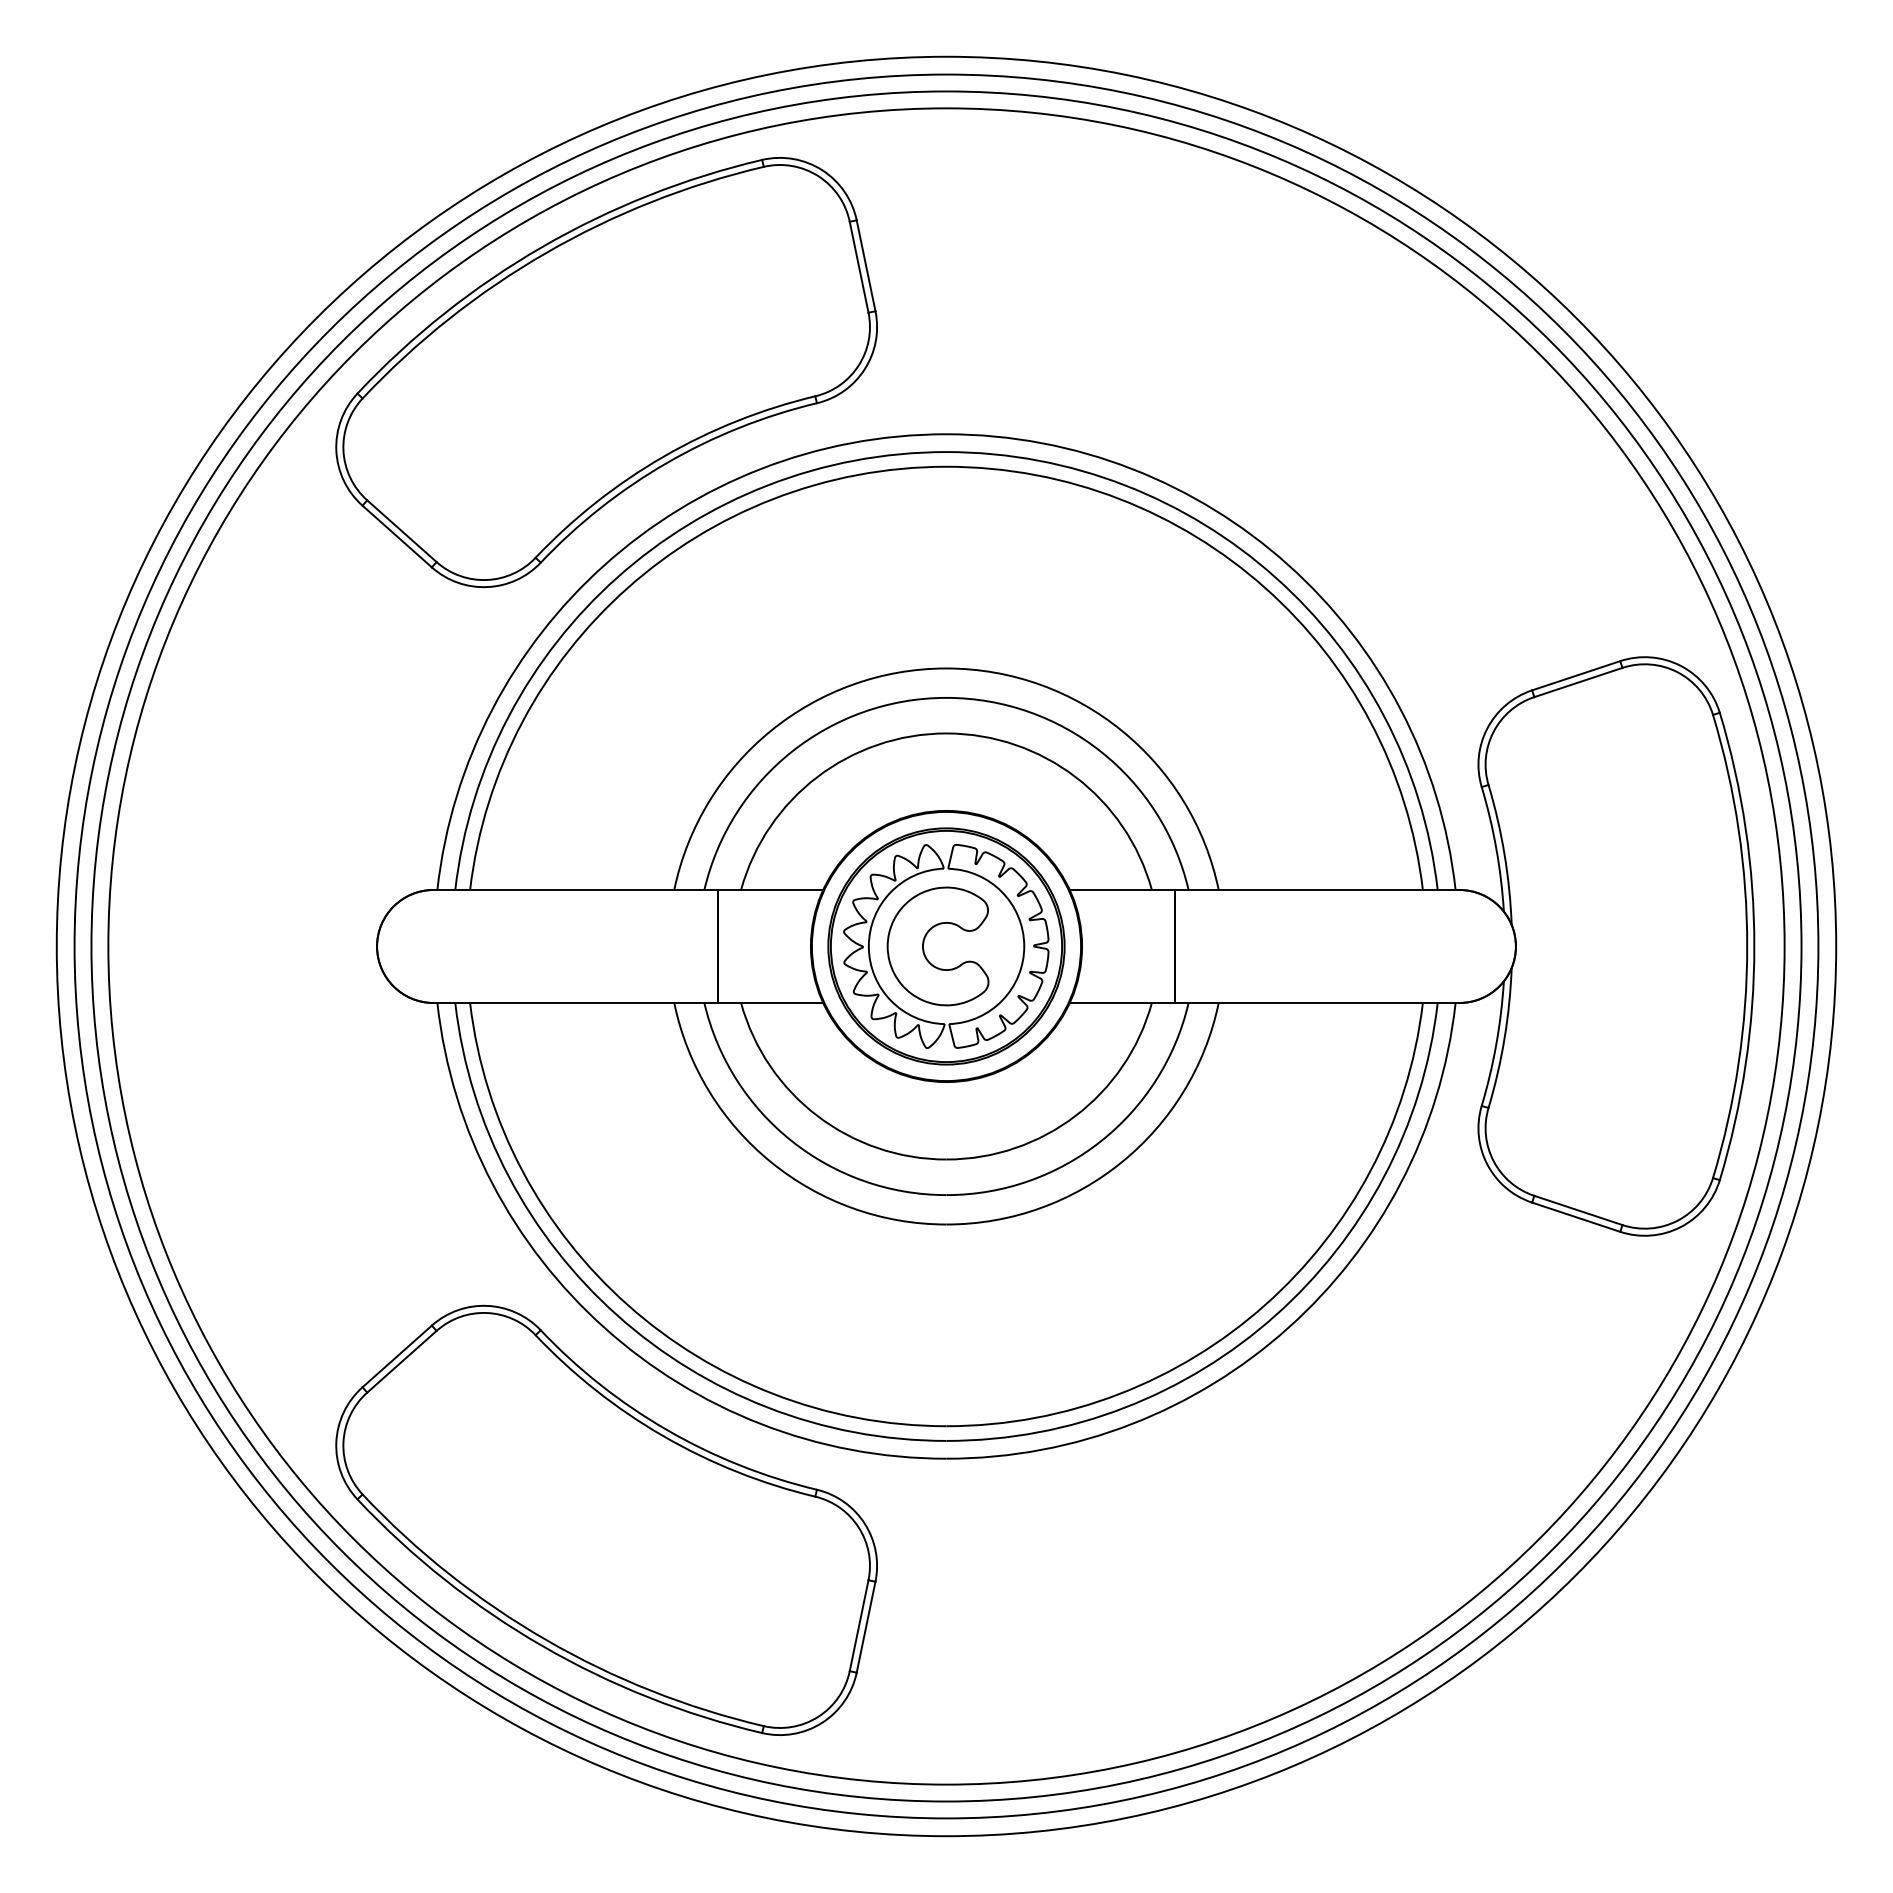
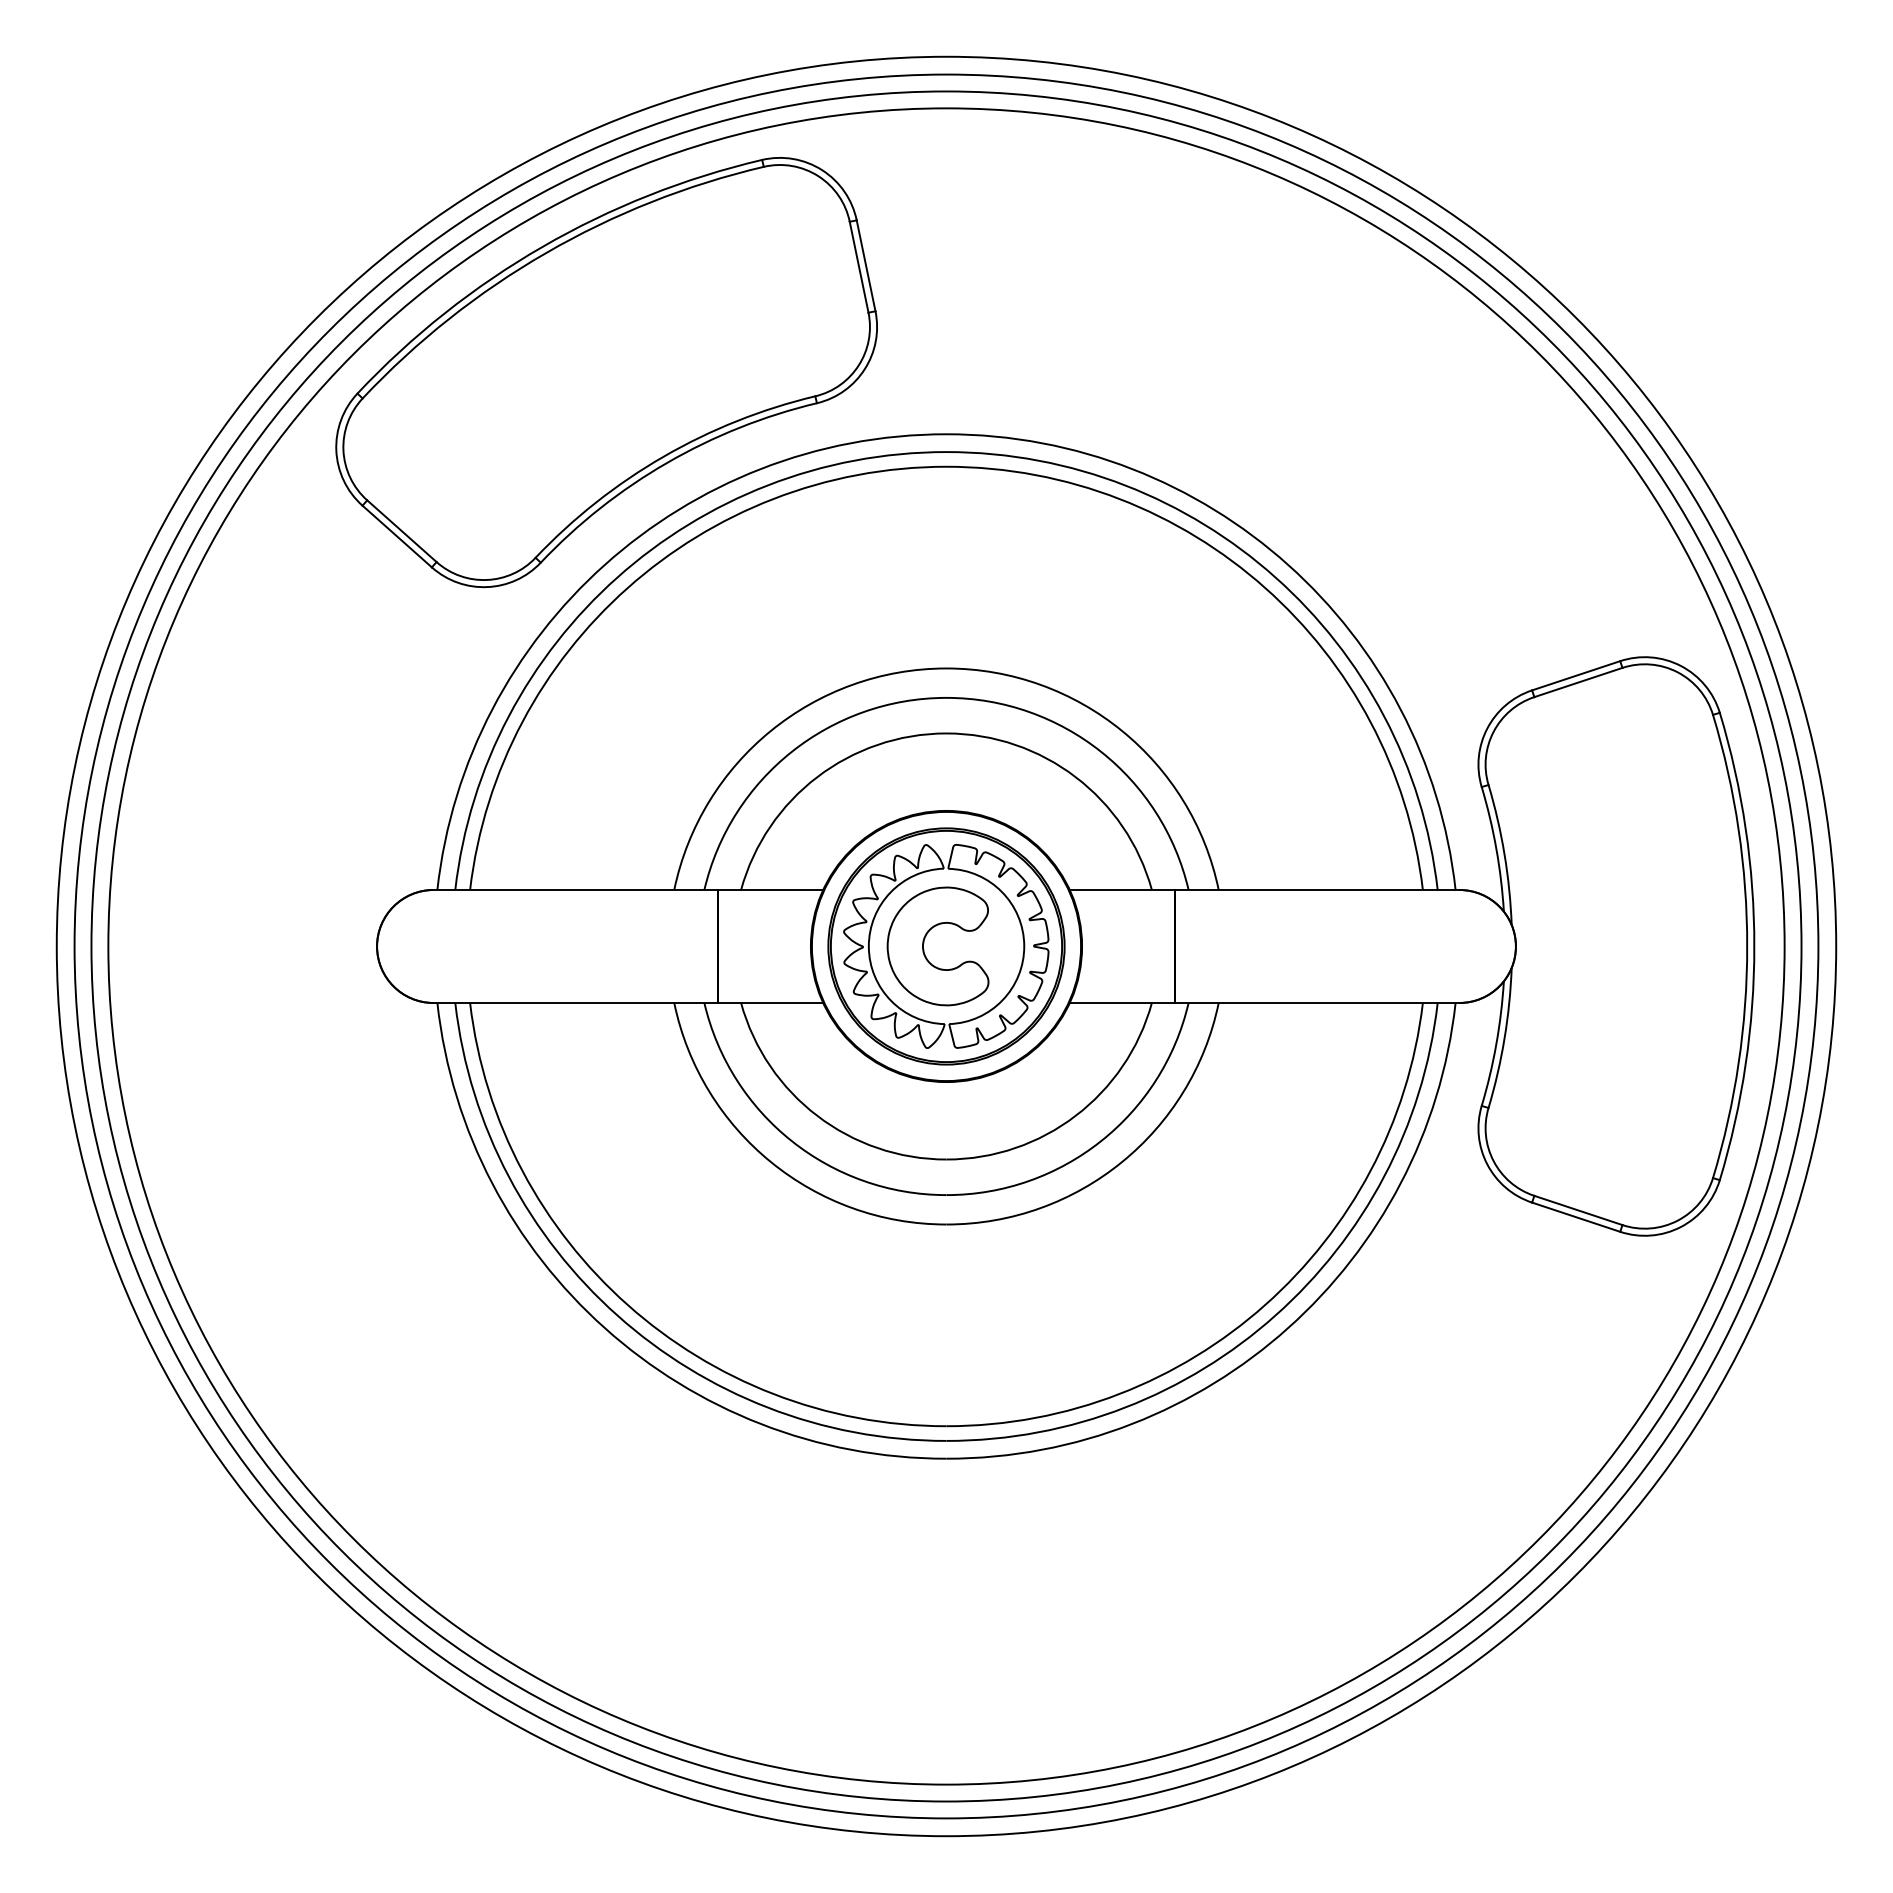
part: present -> none (606, 1519)
